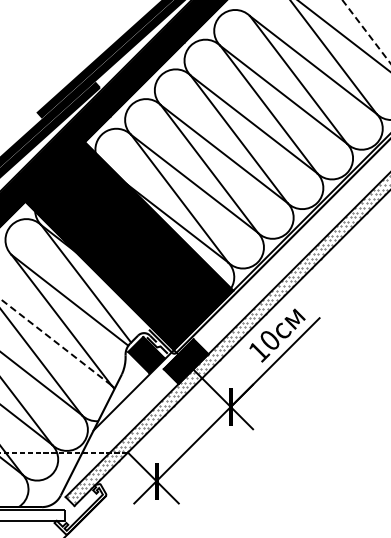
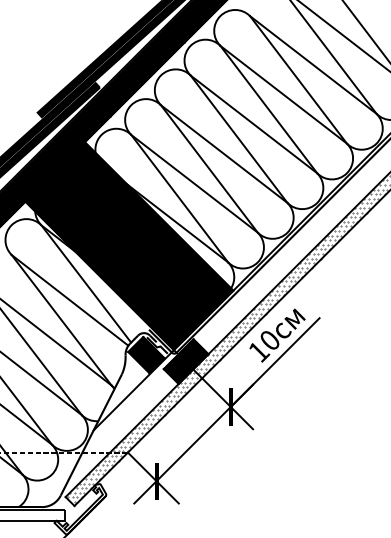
line: dashed -> solid (366, 31)
line: dashed -> solid (55, 342)
